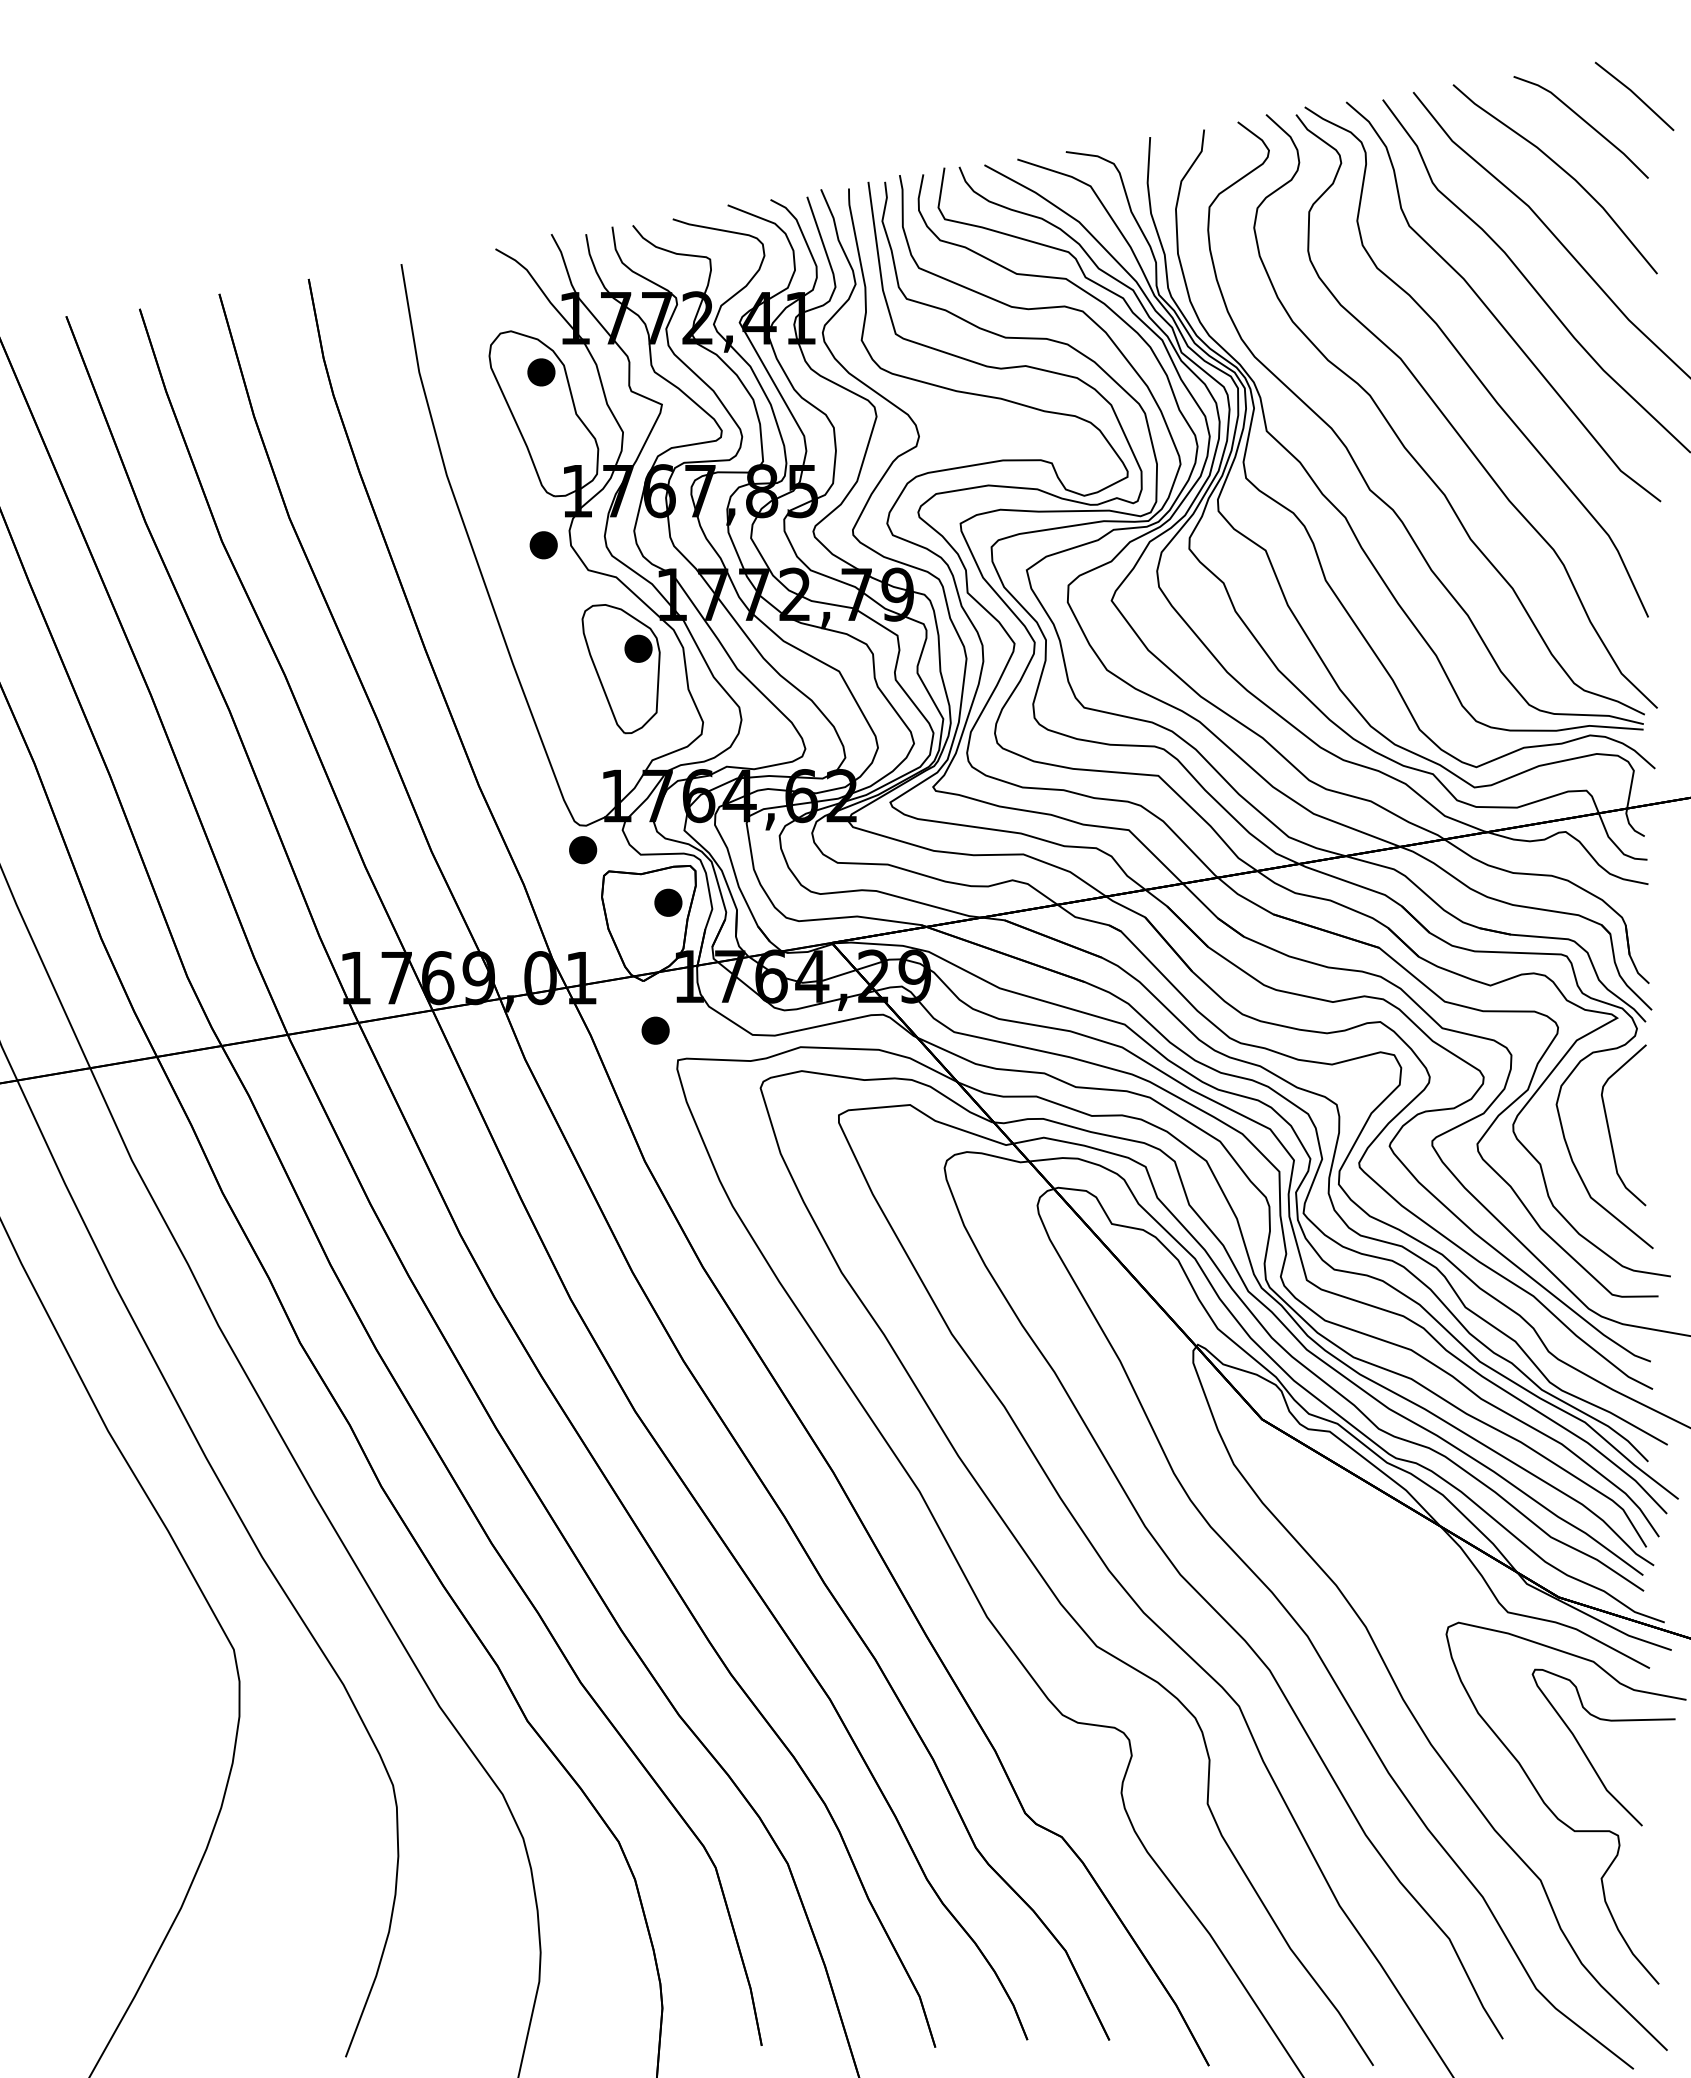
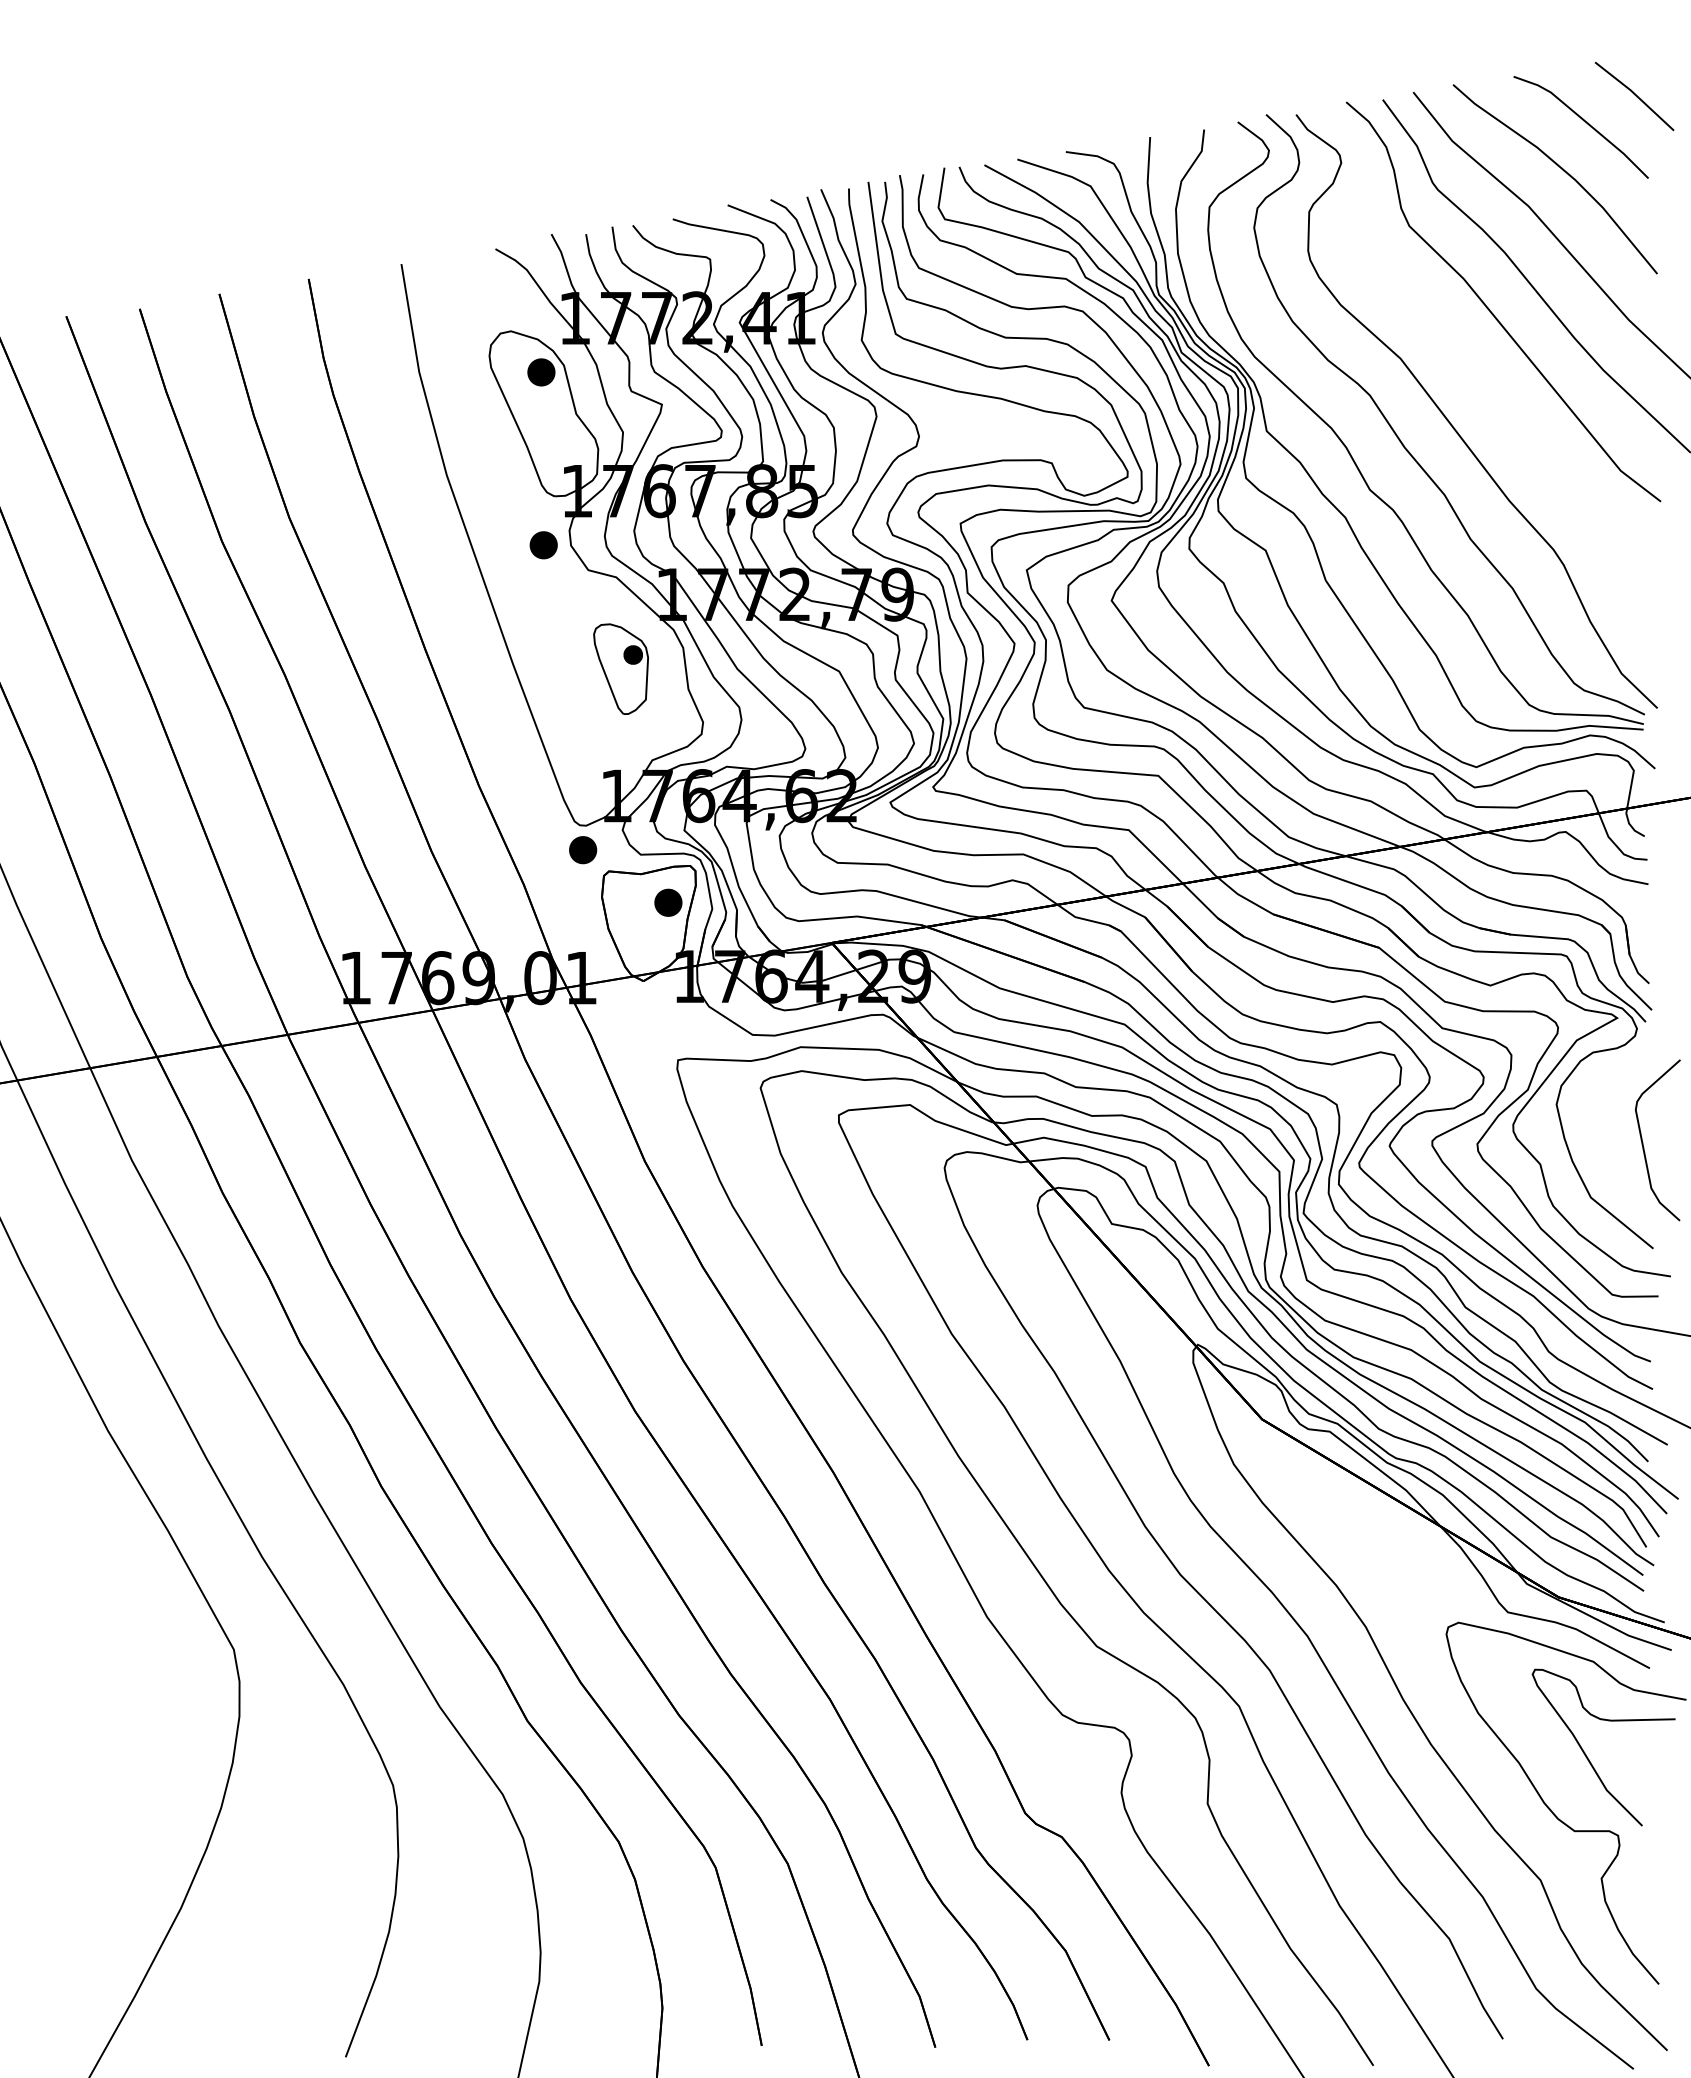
curve: present -> none (1470, 366)
part size: 80x131 px -> 56x92 px (620, 668)
part: present -> none (655, 1030)
curve position: (1609, 1127) -> (1643, 1142) (1643, 1142)
